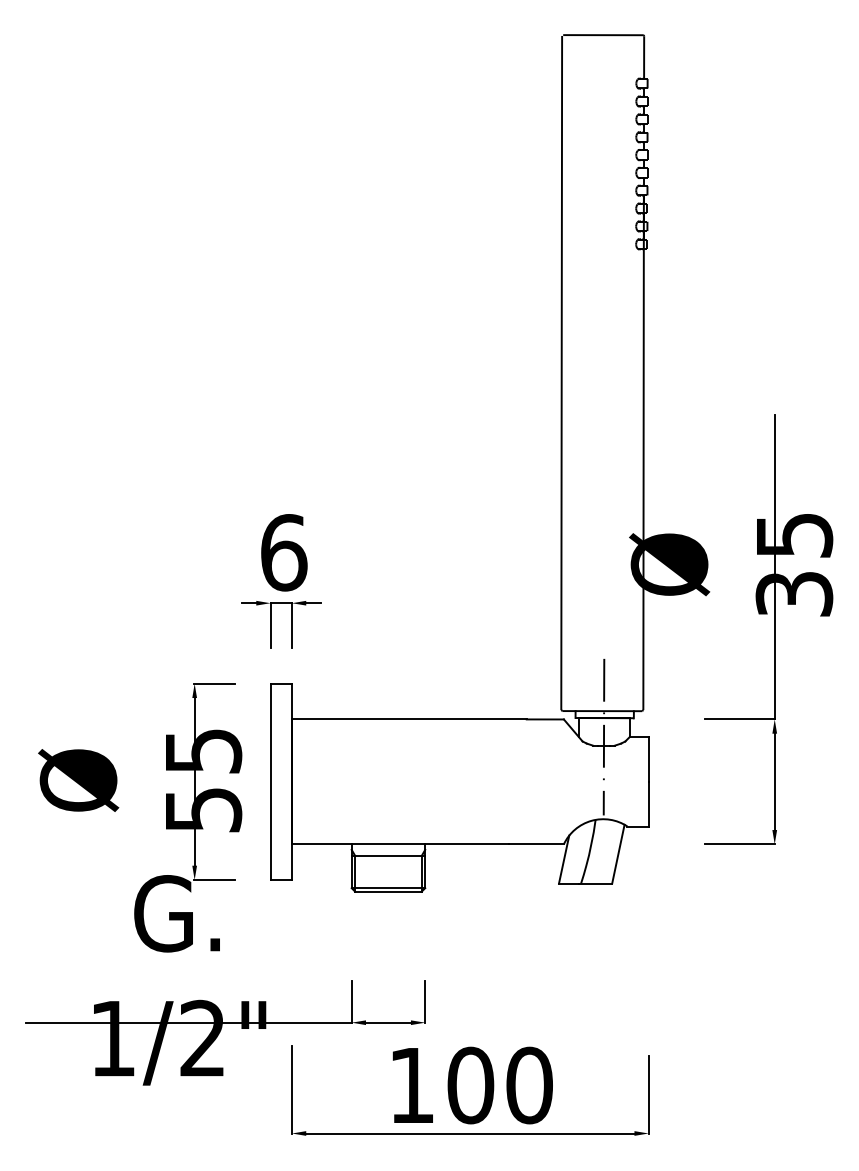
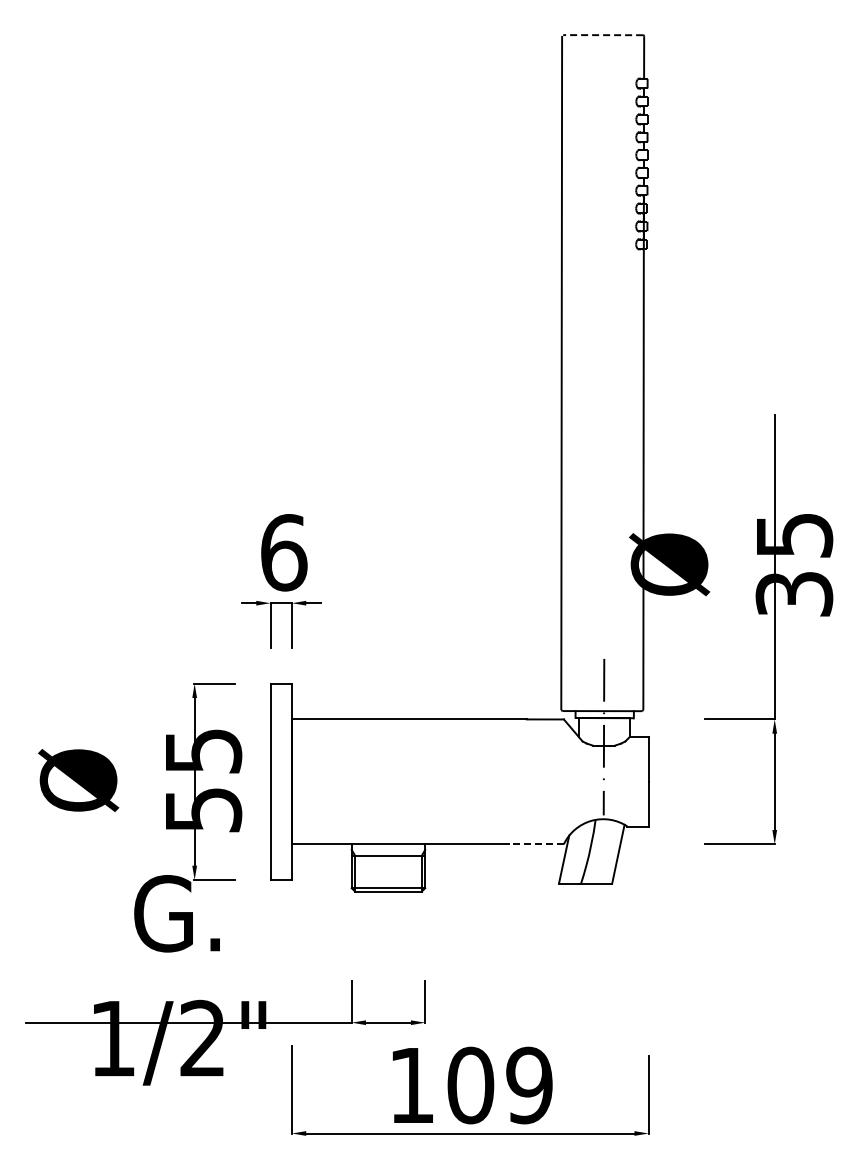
line: solid -> dashed (603, 35)
line: solid -> dashed (536, 844)
text: 100 -> 109 (529, 1085)
